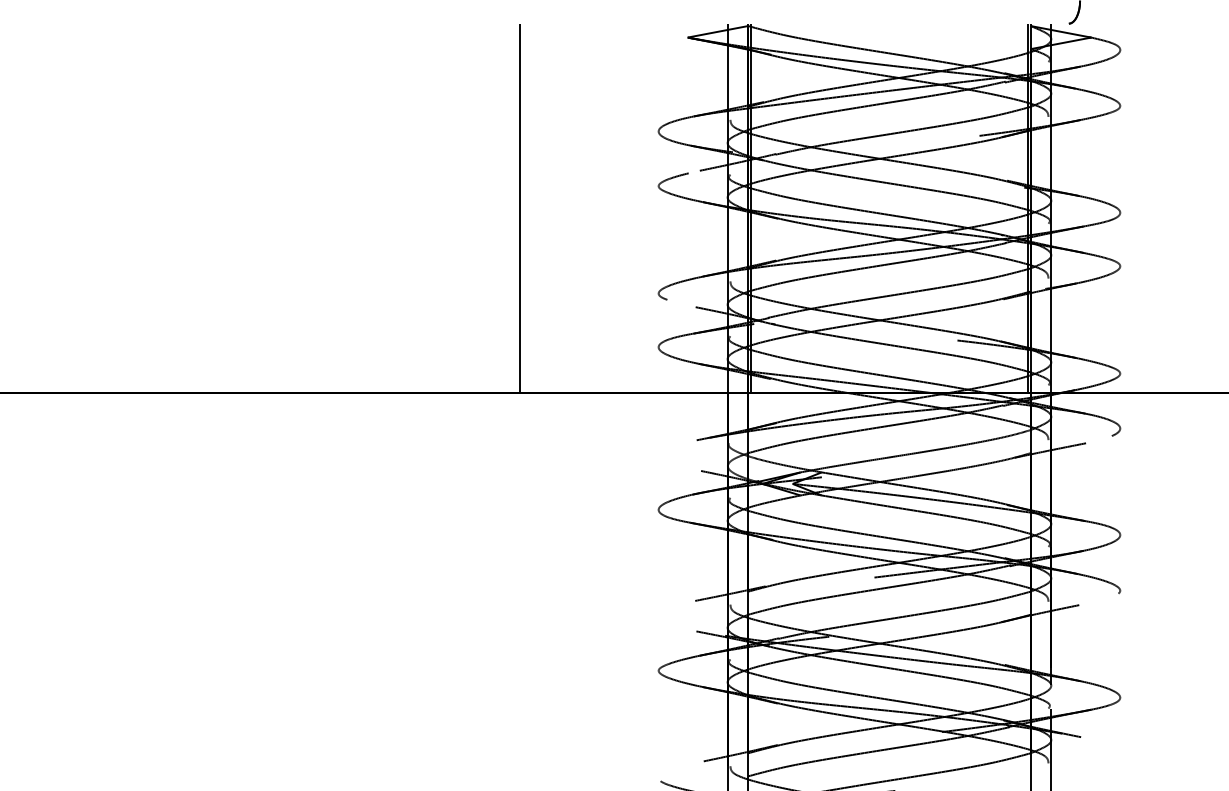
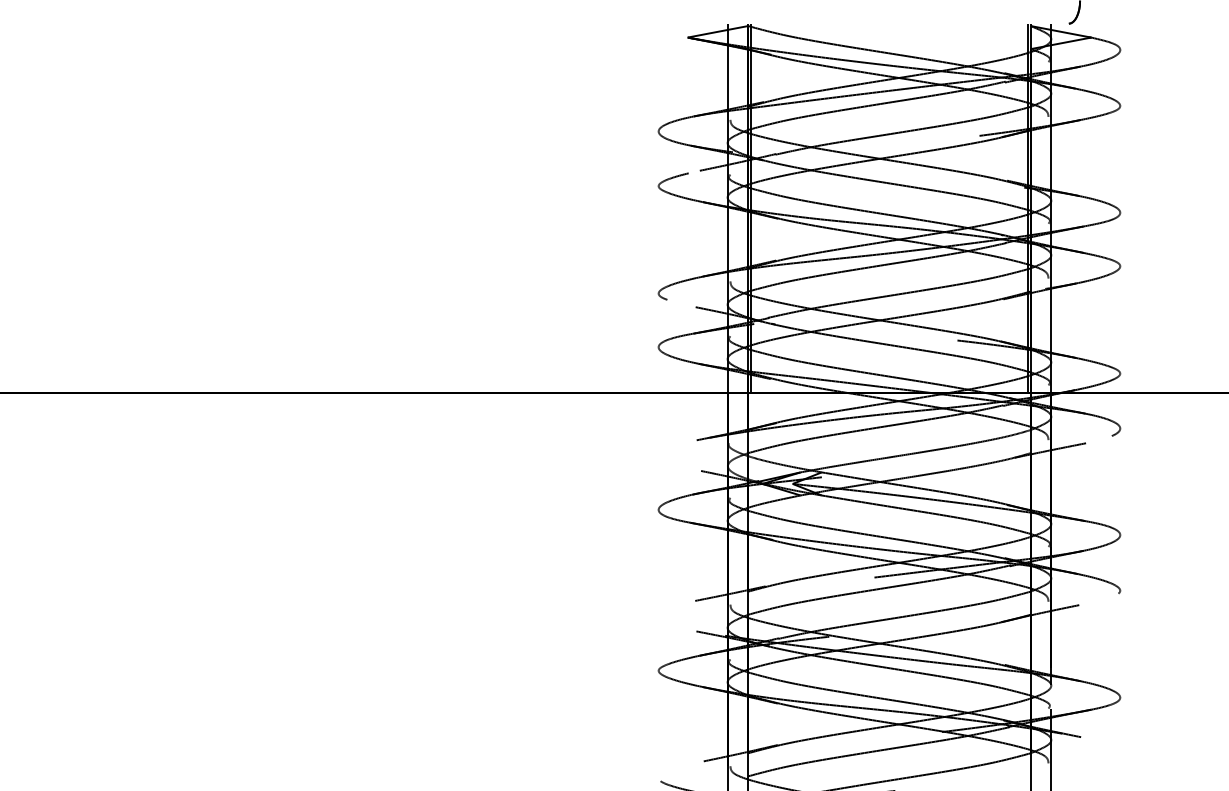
line: present -> none (520, 208)
